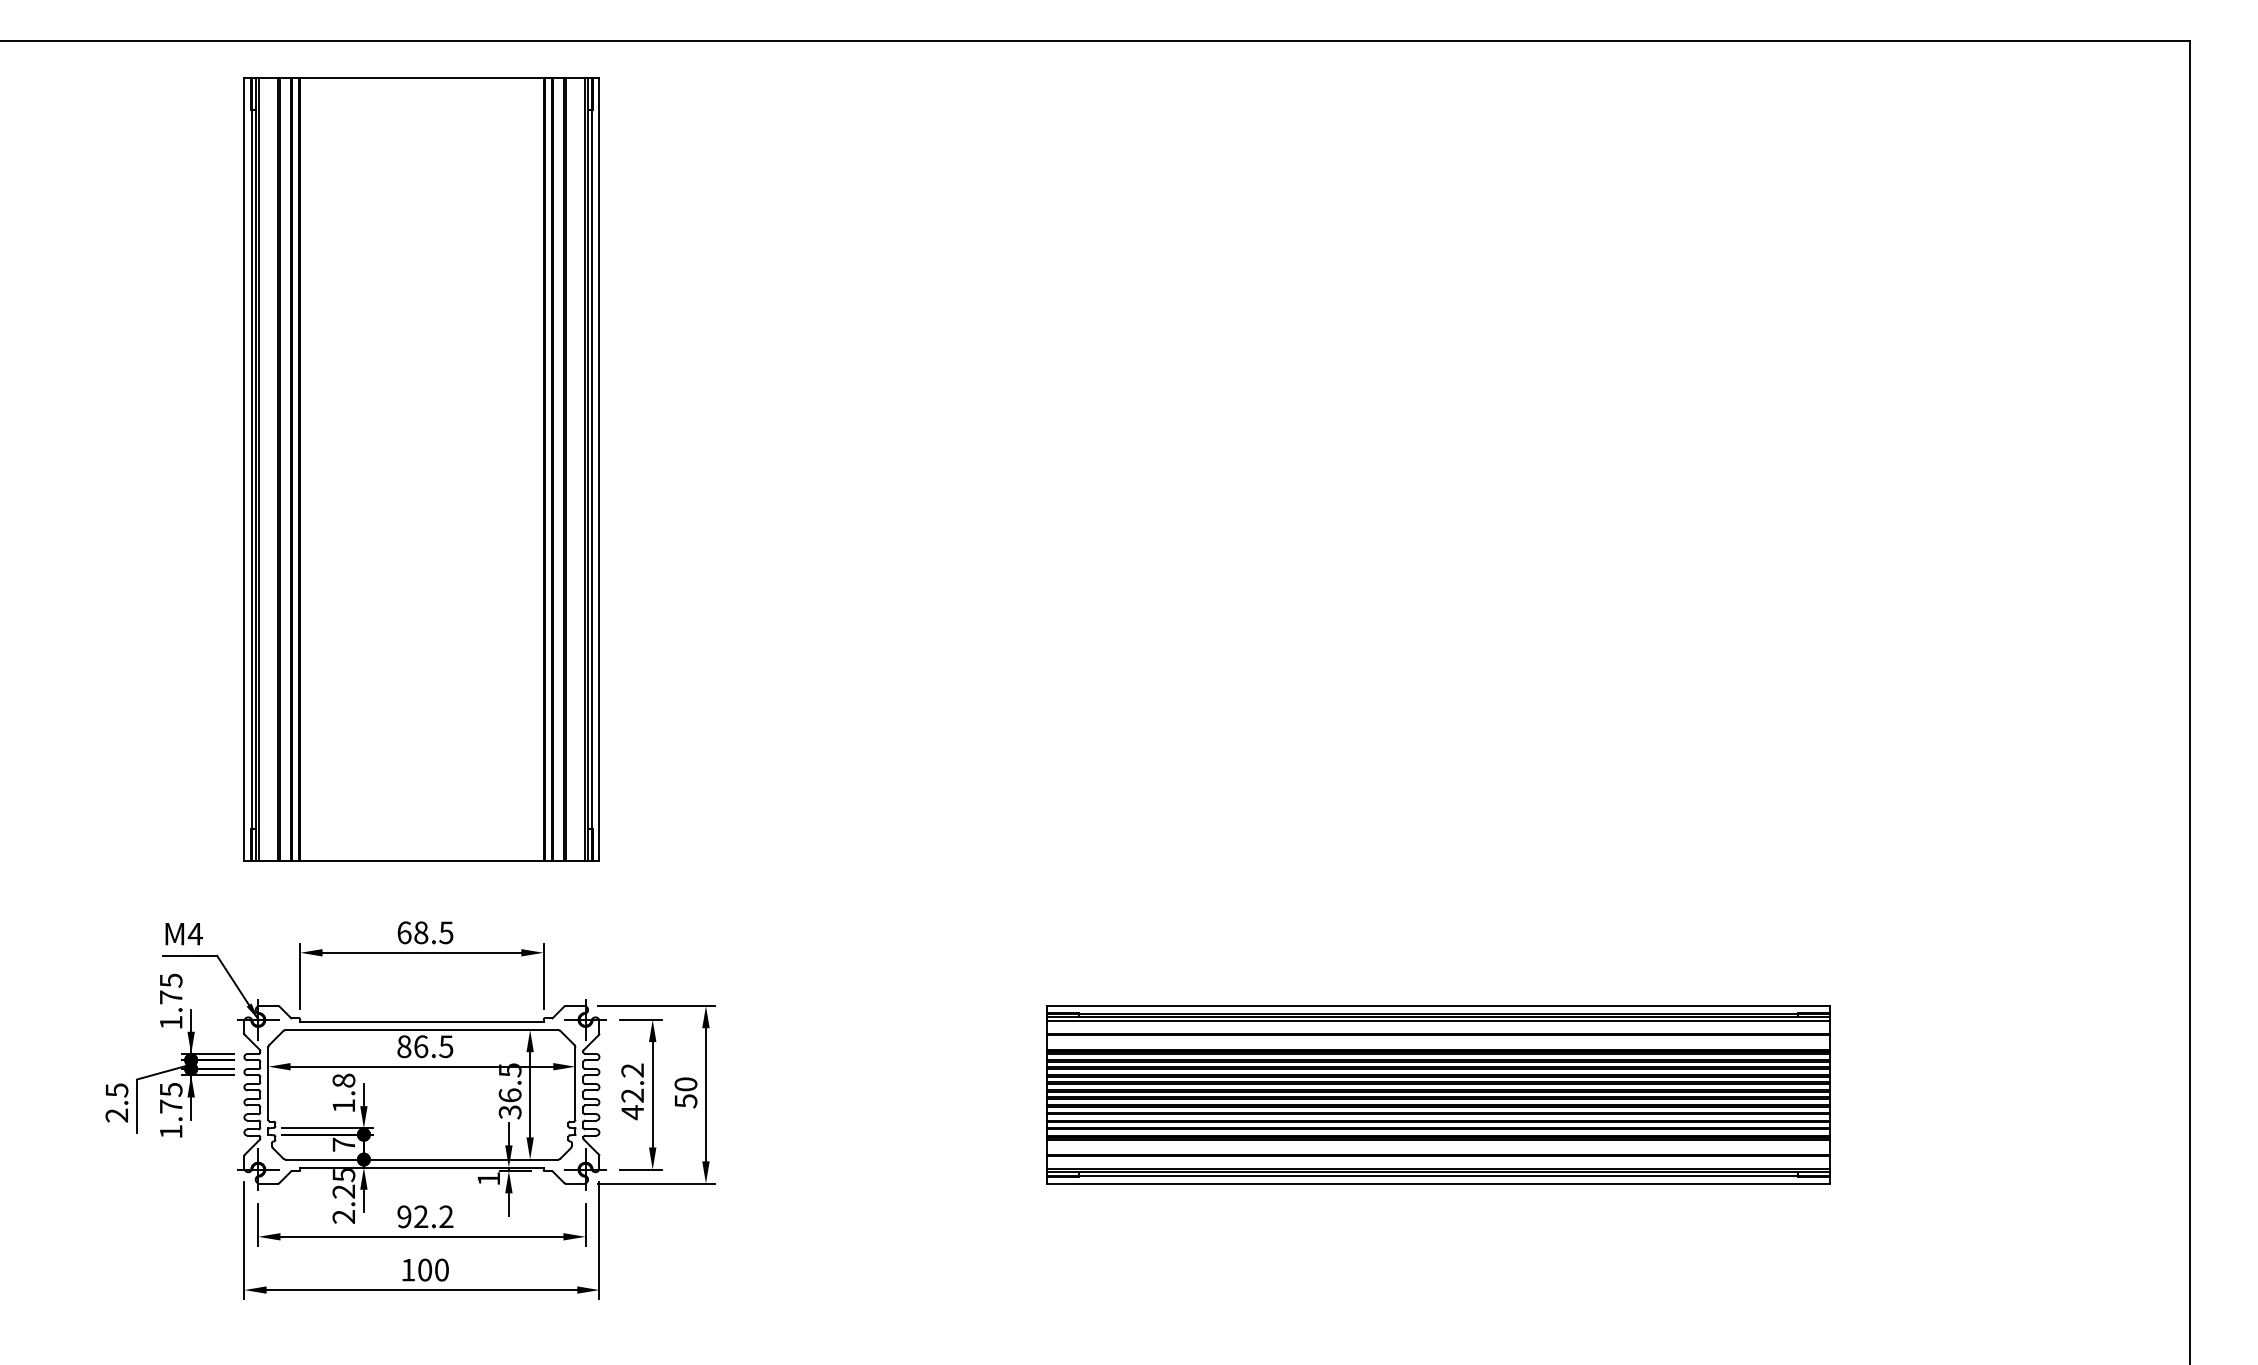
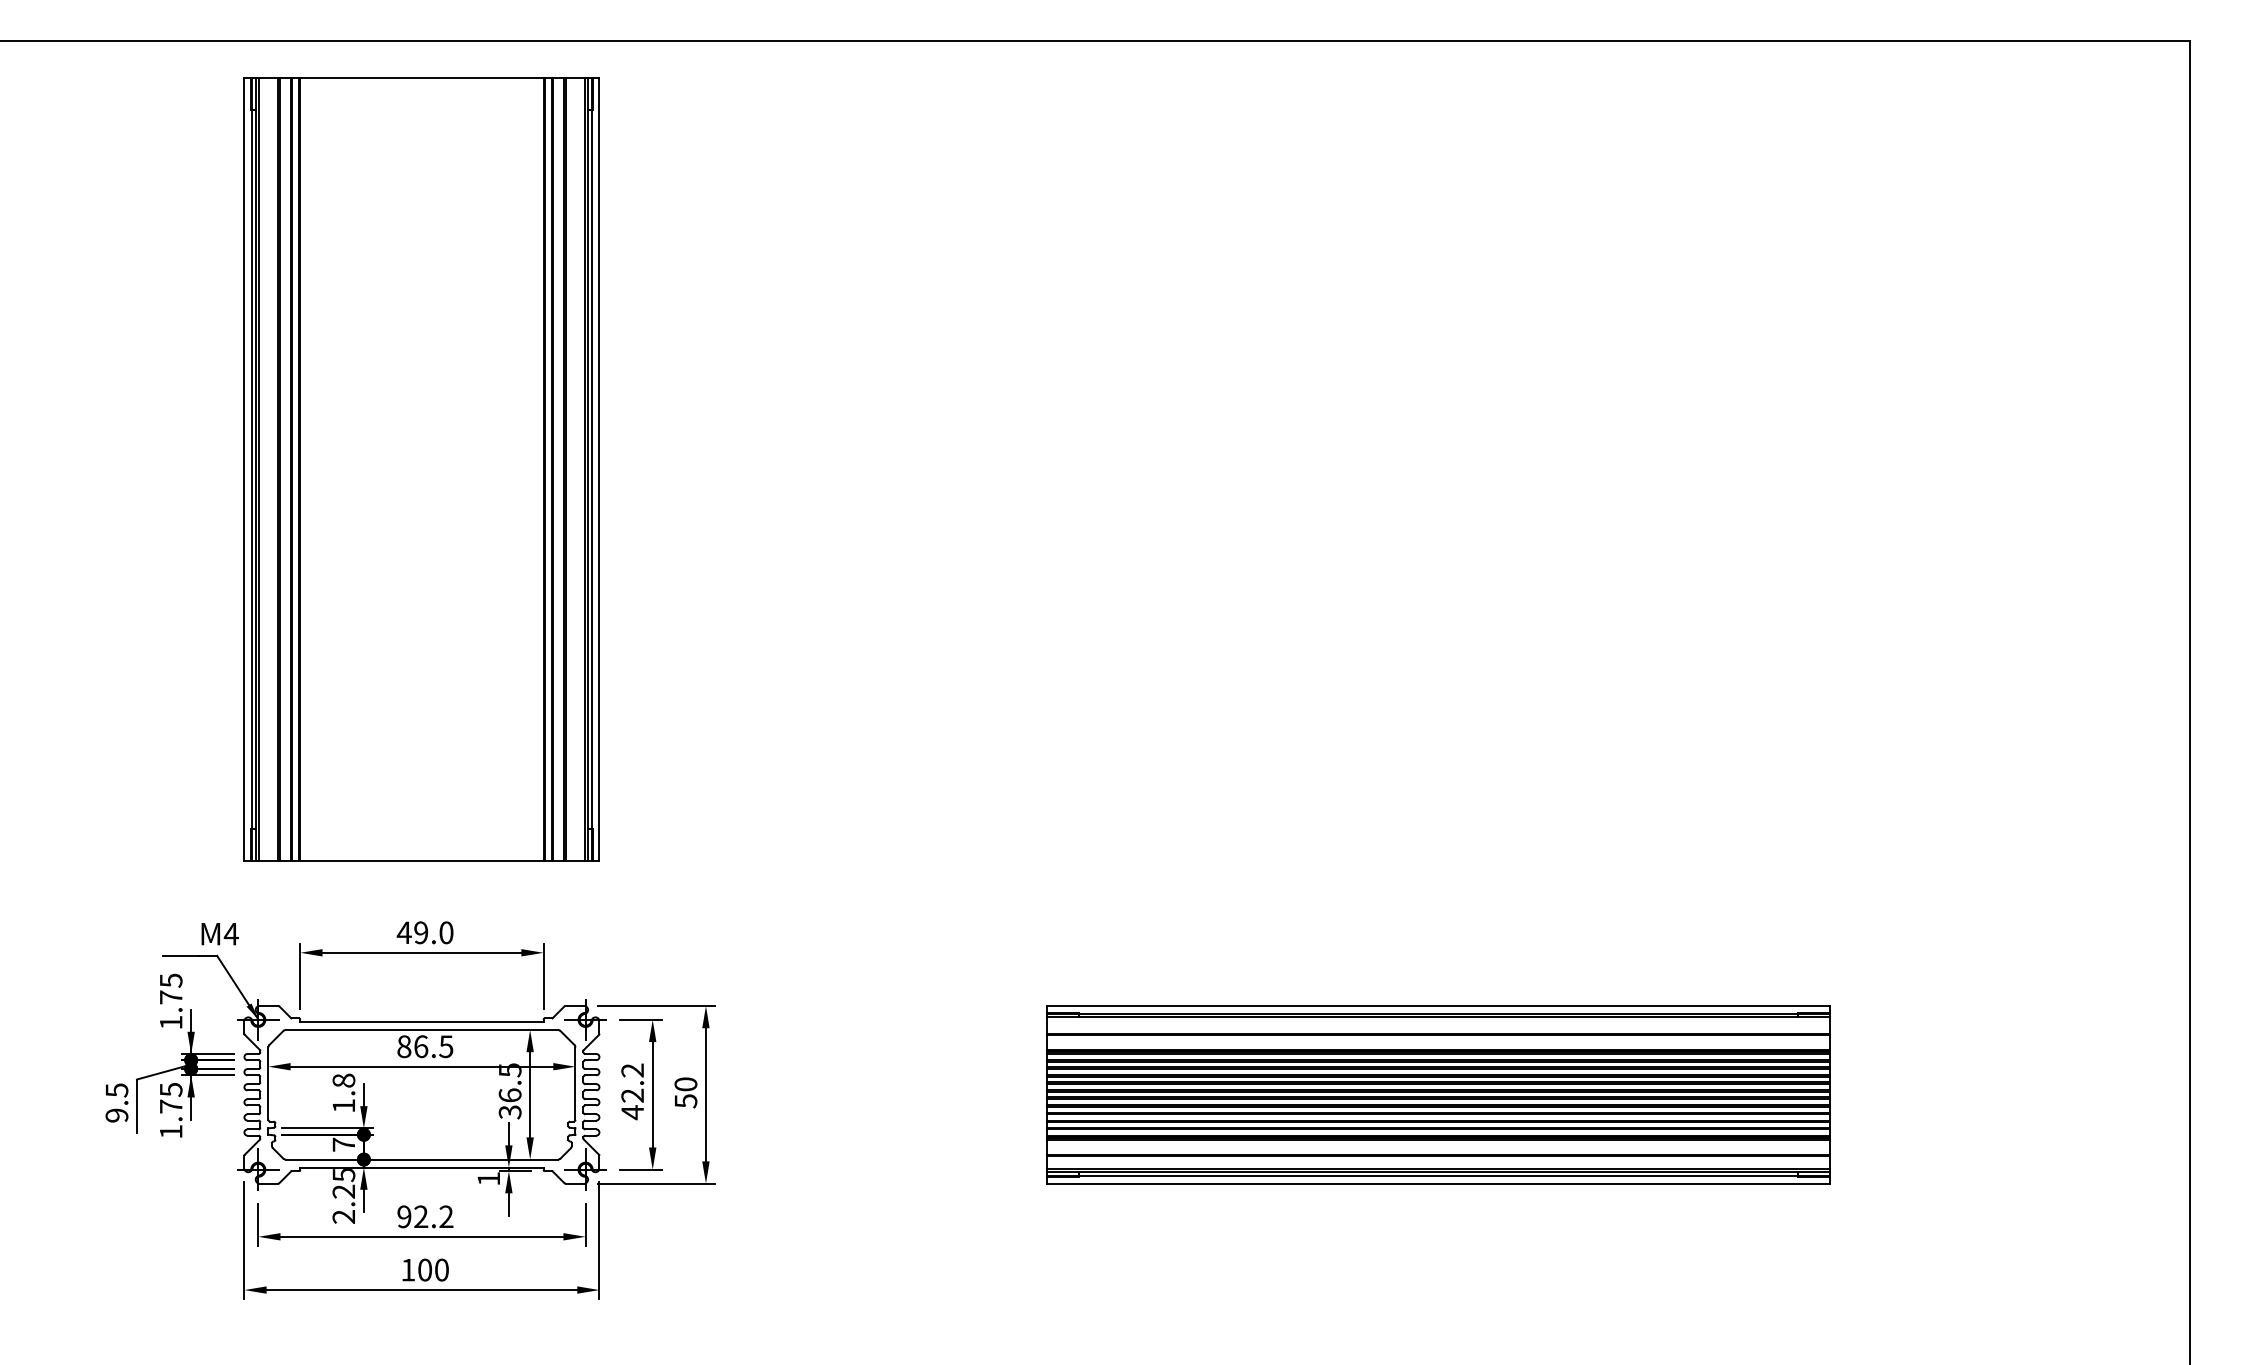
text: 68.5 -> 49.0 (424, 932)
text position: (183, 934) -> (219, 934) (219, 934)
line: present -> none (1437, 1020)
text: 2.5 -> 9.5 (116, 1115)
